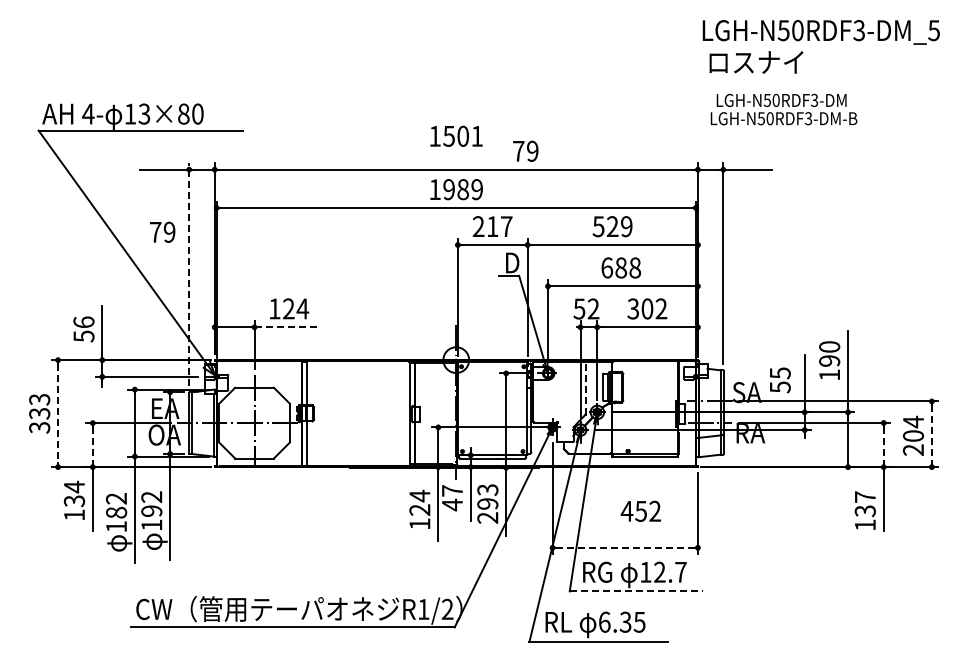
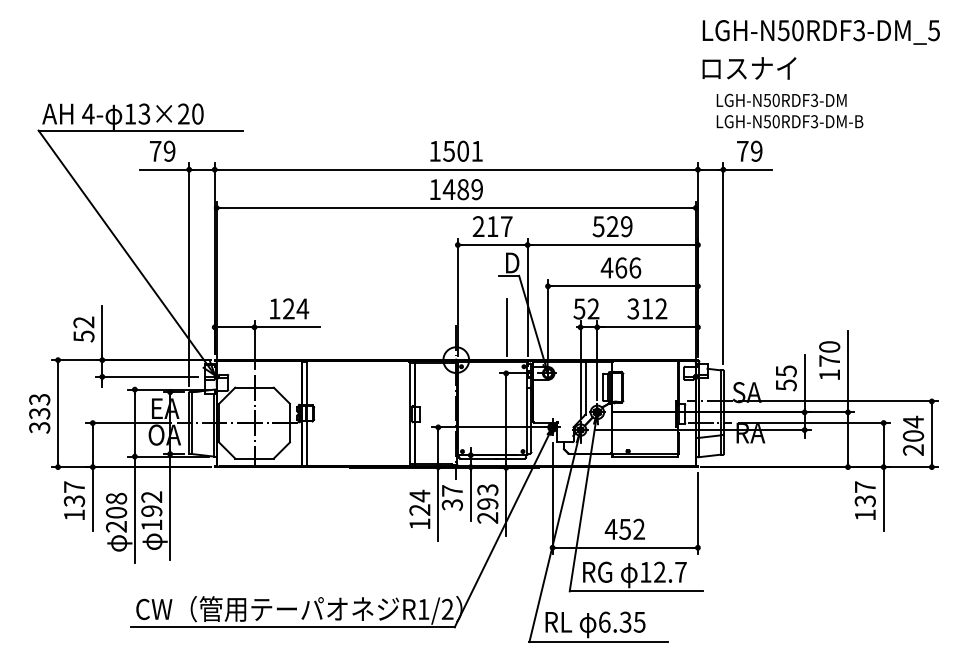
text position: (756, 62) -> (749, 68) (749, 68)
text: 13×80 -> 13×20 (183, 113)
text position: (783, 118) -> (789, 121) (789, 121)
text position: (456, 135) -> (456, 150) (456, 150)
text position: (525, 150) -> (749, 150) (749, 150)
text: 1989 -> 1489 (448, 189)
text position: (162, 231) -> (162, 150) (162, 150)
text: 688 -> 466 (620, 267)
line: dashed -> solid (189, 274)
text: 302 -> 312 (647, 308)
text: 56 -> 52 (83, 322)
line: dashed -> solid (287, 327)
line: none -> present (506, 327)
text: 190 -> 170 (829, 360)
text position: (780, 380) -> (786, 378) (786, 378)
line: dashed -> solid (585, 387)
line: dashed -> solid (58, 413)
line: dashed -> solid (931, 434)
line: dashed -> solid (92, 445)
line: dashed -> solid (883, 445)
text: 134 -> 137 (74, 486)
text: 47 -> 37 (452, 504)
text position: (640, 510) -> (624, 528) (624, 528)
text position: (864, 510) -> (864, 500) (864, 500)
text: 182 -> 208 (116, 512)
line: dashed -> solid (625, 547)
line: dashed -> solid (636, 591)
